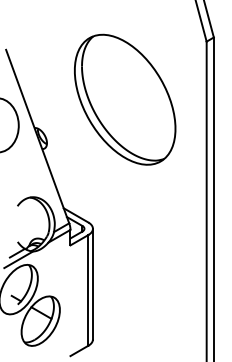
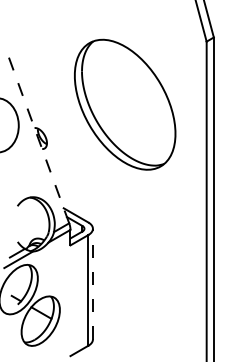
part position: (125, 99) -> (125, 104) (125, 104)
line: solid -> dashed (37, 136)
line: solid -> dashed (92, 283)
